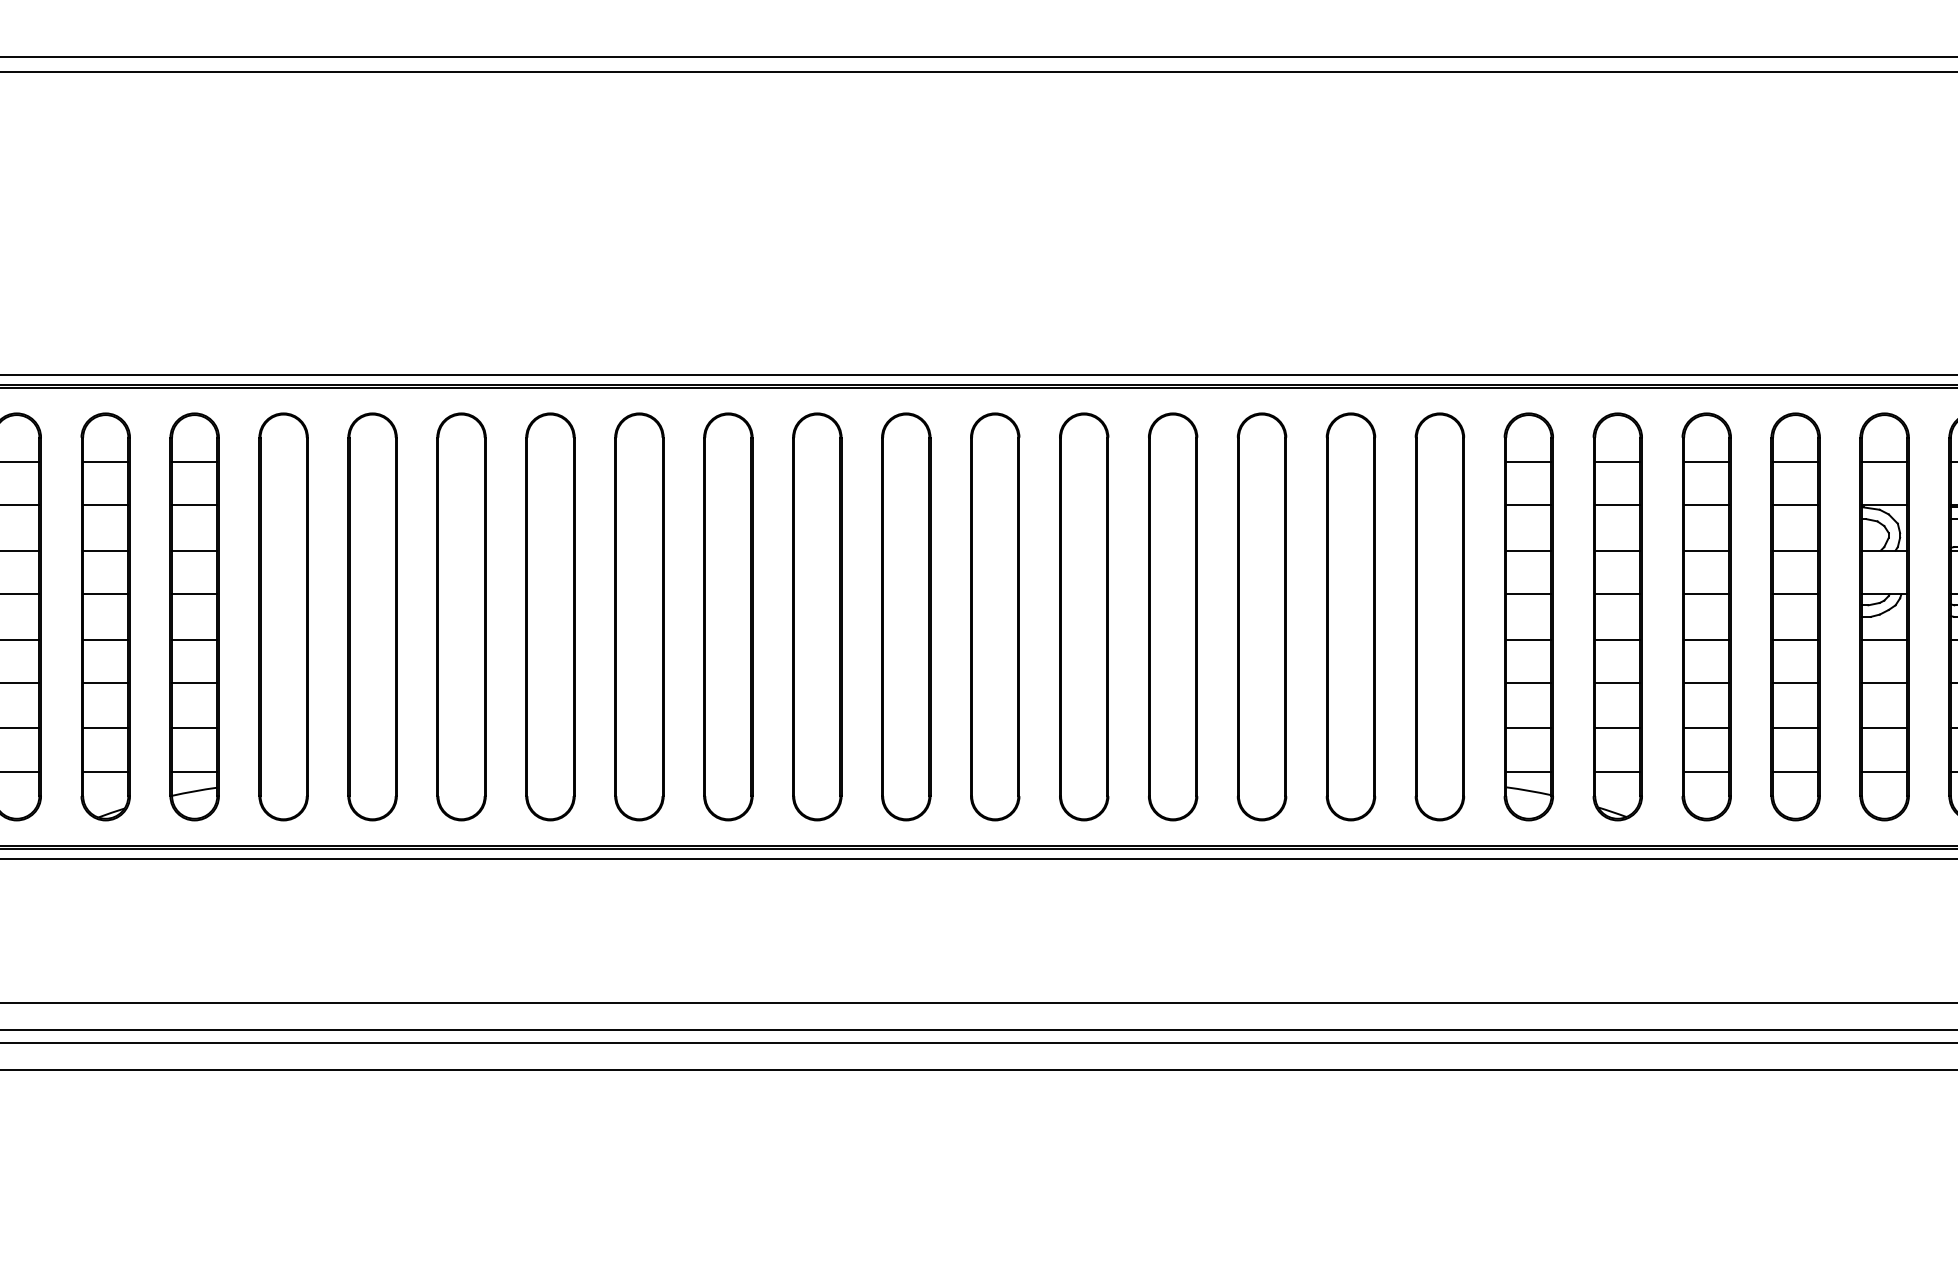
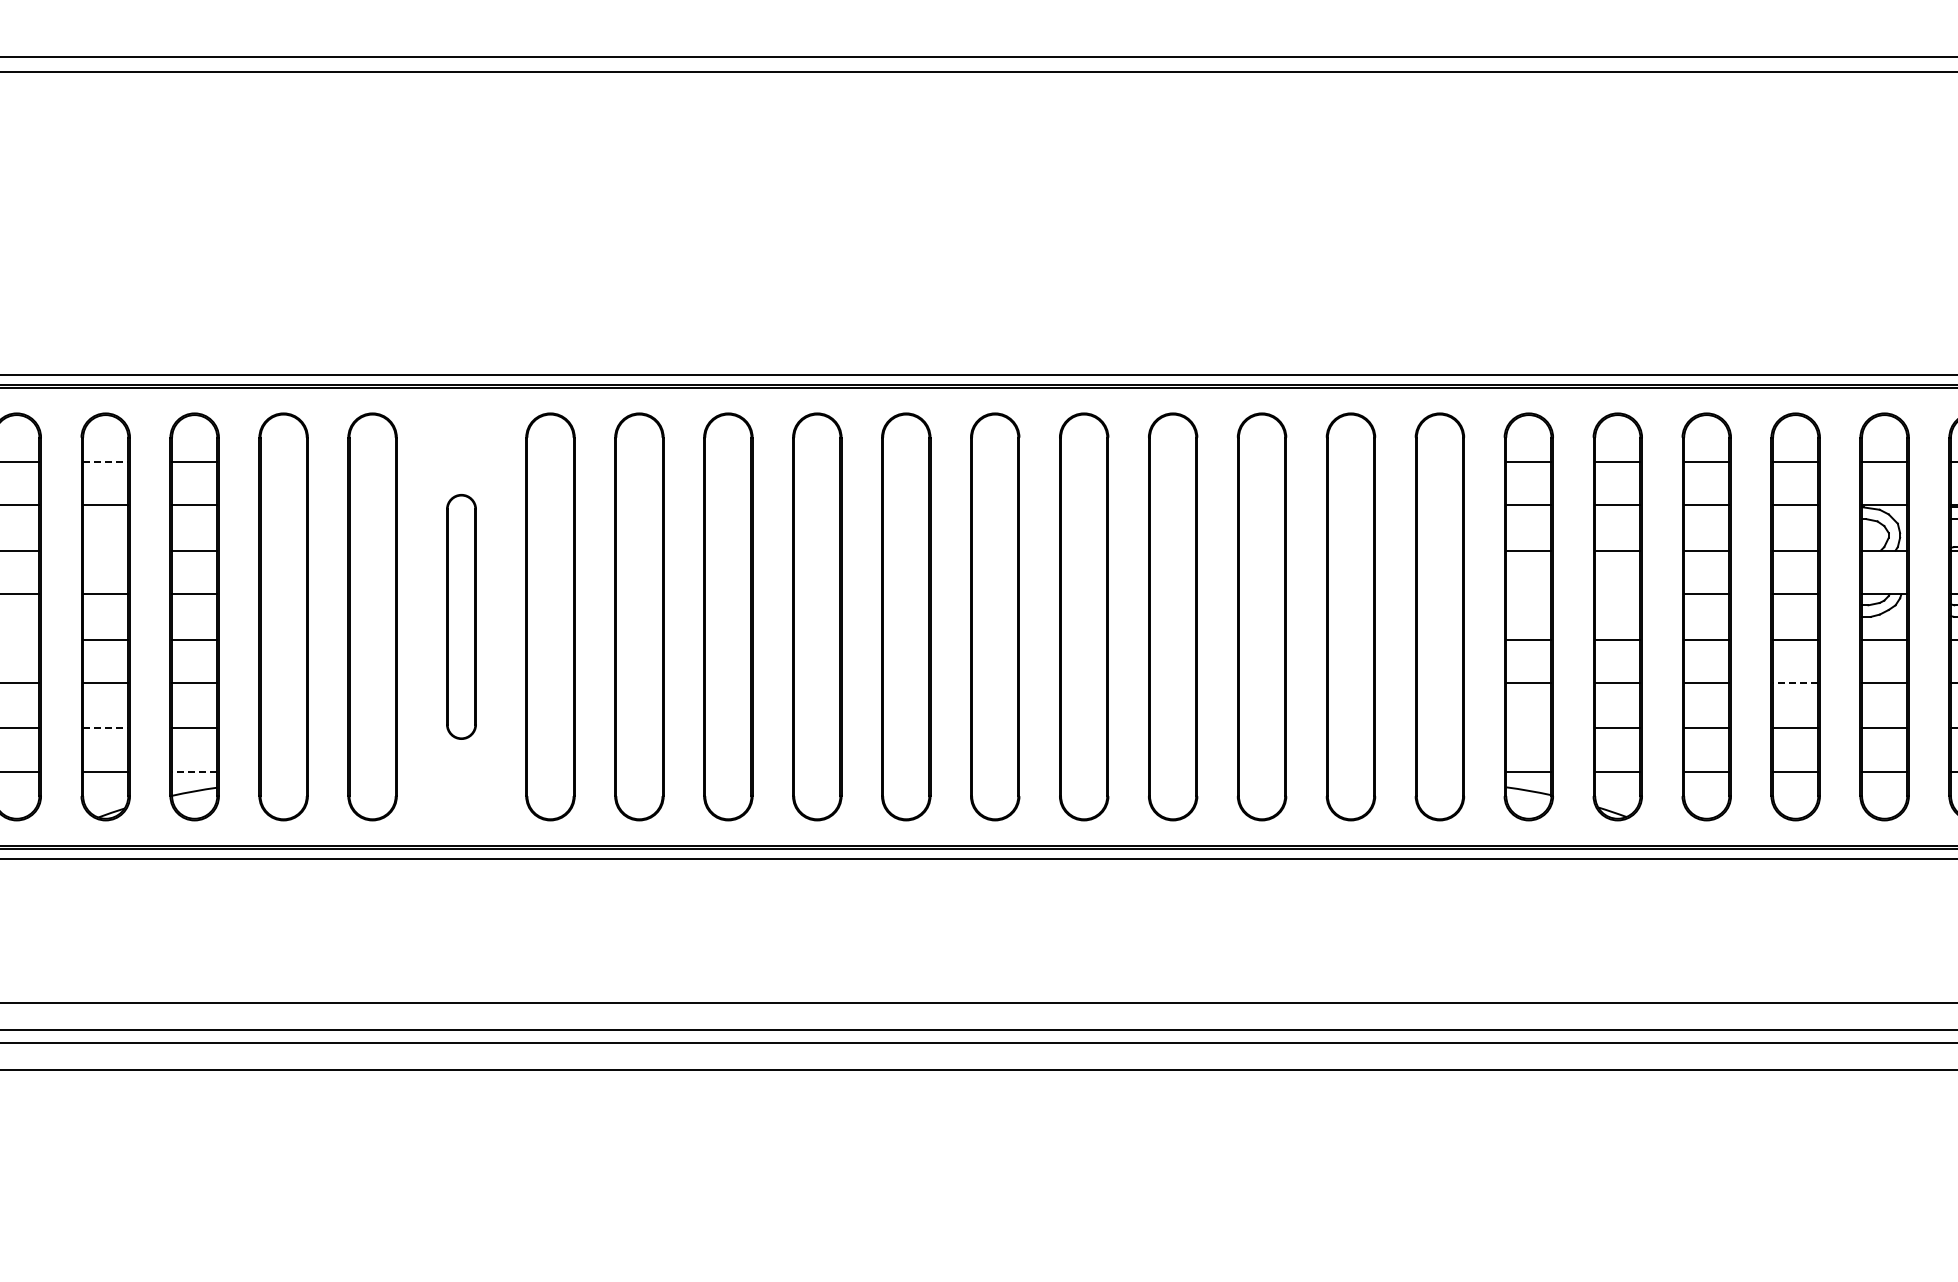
line: solid -> dashed (105, 461)
line: present -> none (105, 550)
line: present -> none (1528, 594)
line: present -> none (1617, 594)
part size: 51x410 px -> 31x246 px (461, 616)
line: present -> none (20, 639)
line: solid -> dashed (1795, 683)
line: solid -> dashed (105, 728)
line: present -> none (1528, 728)
line: solid -> dashed (194, 772)
